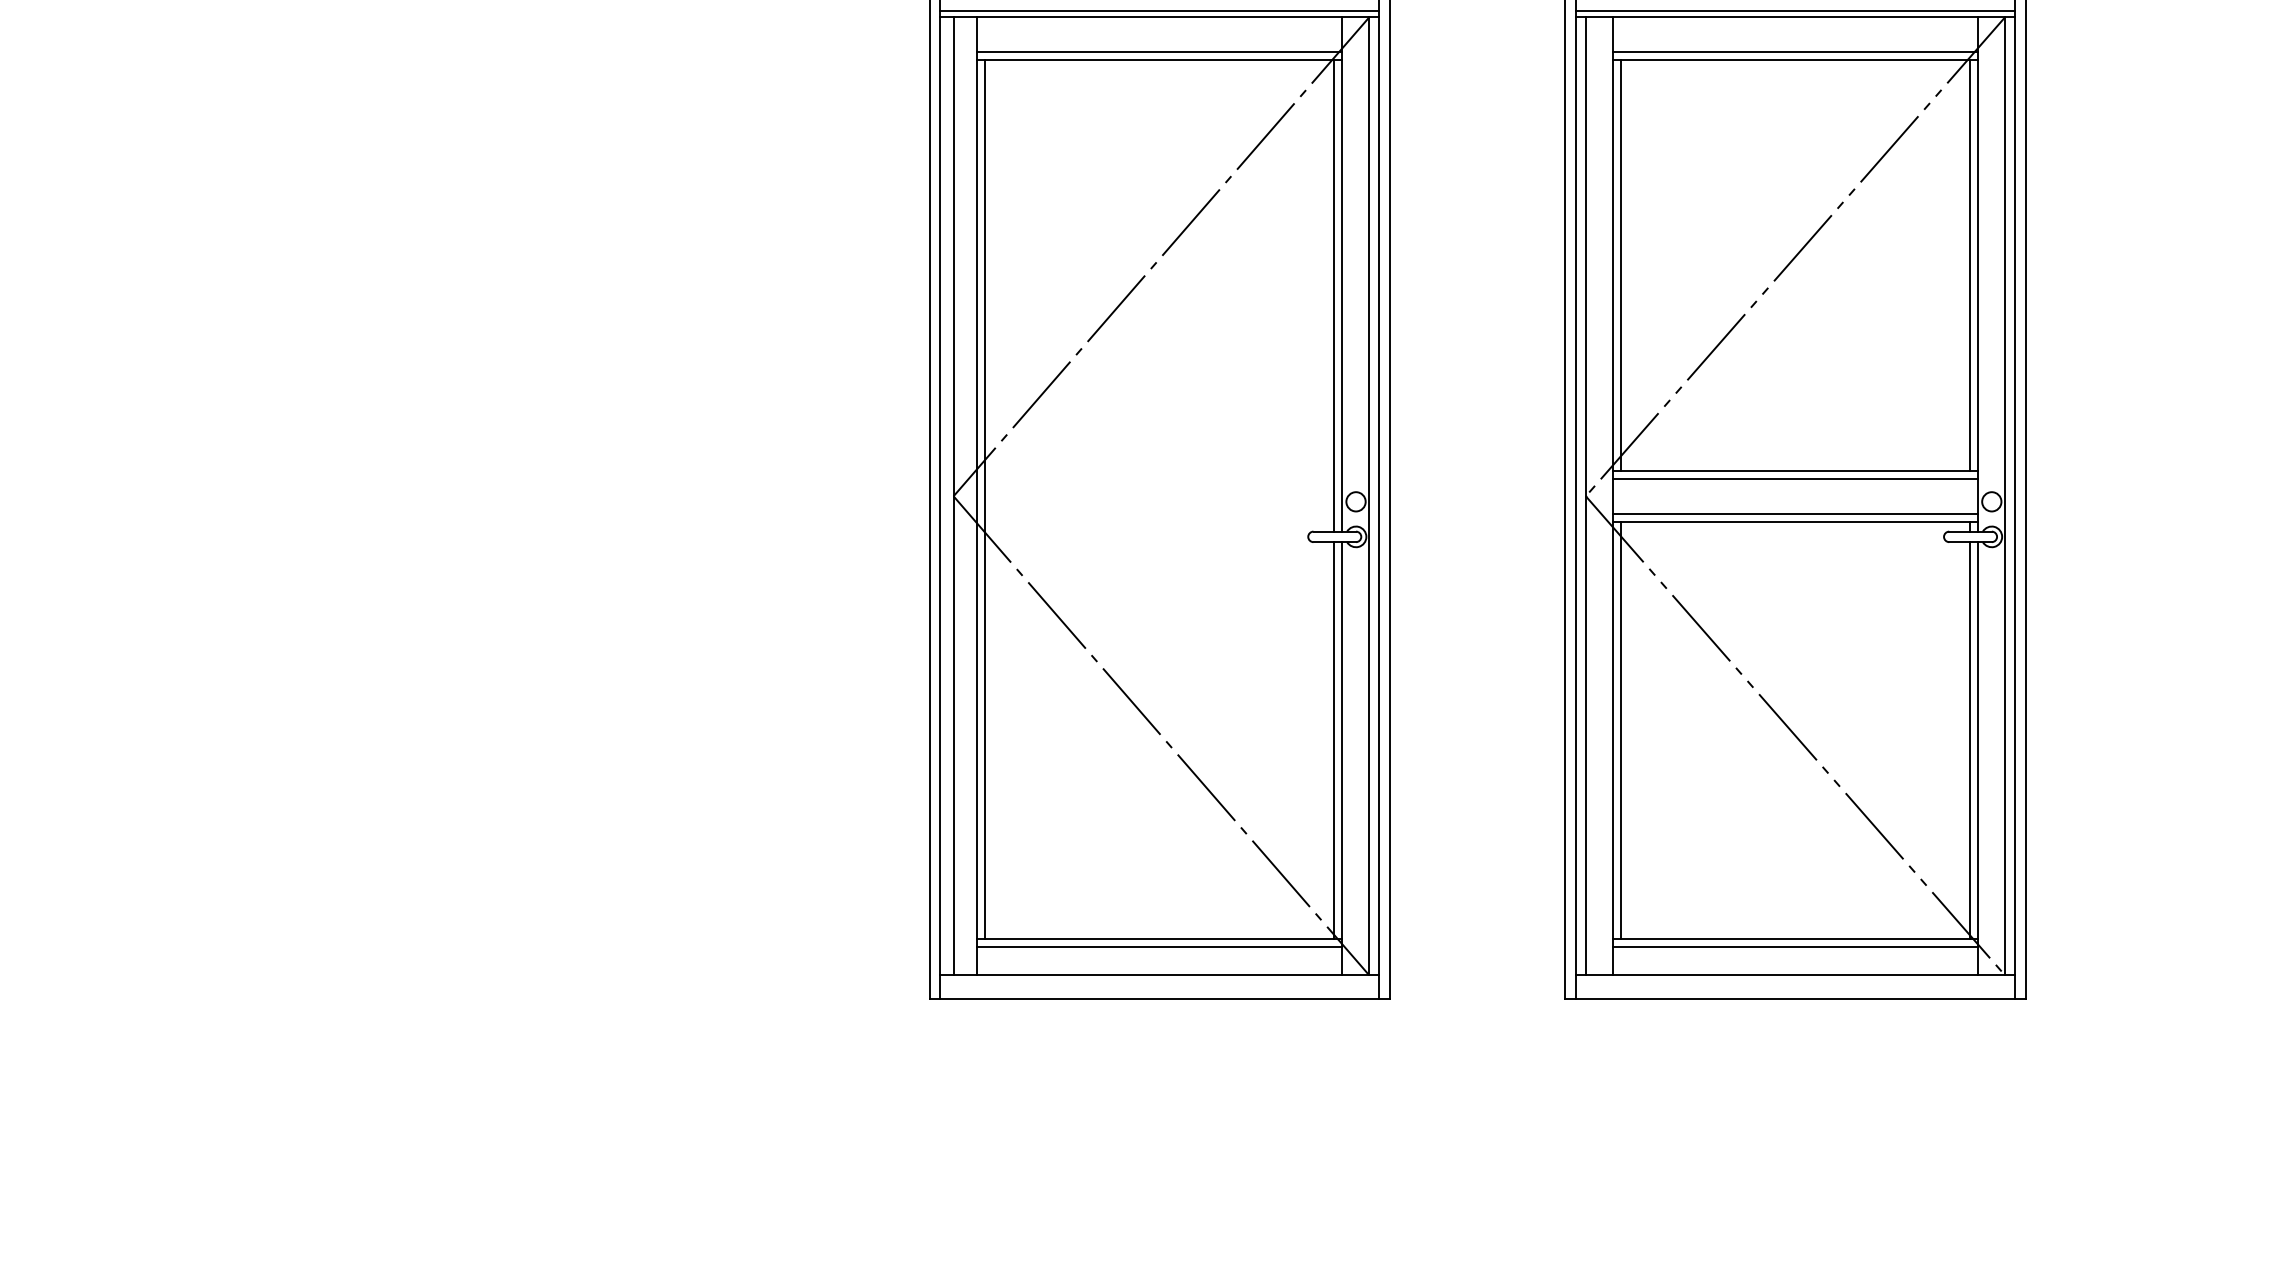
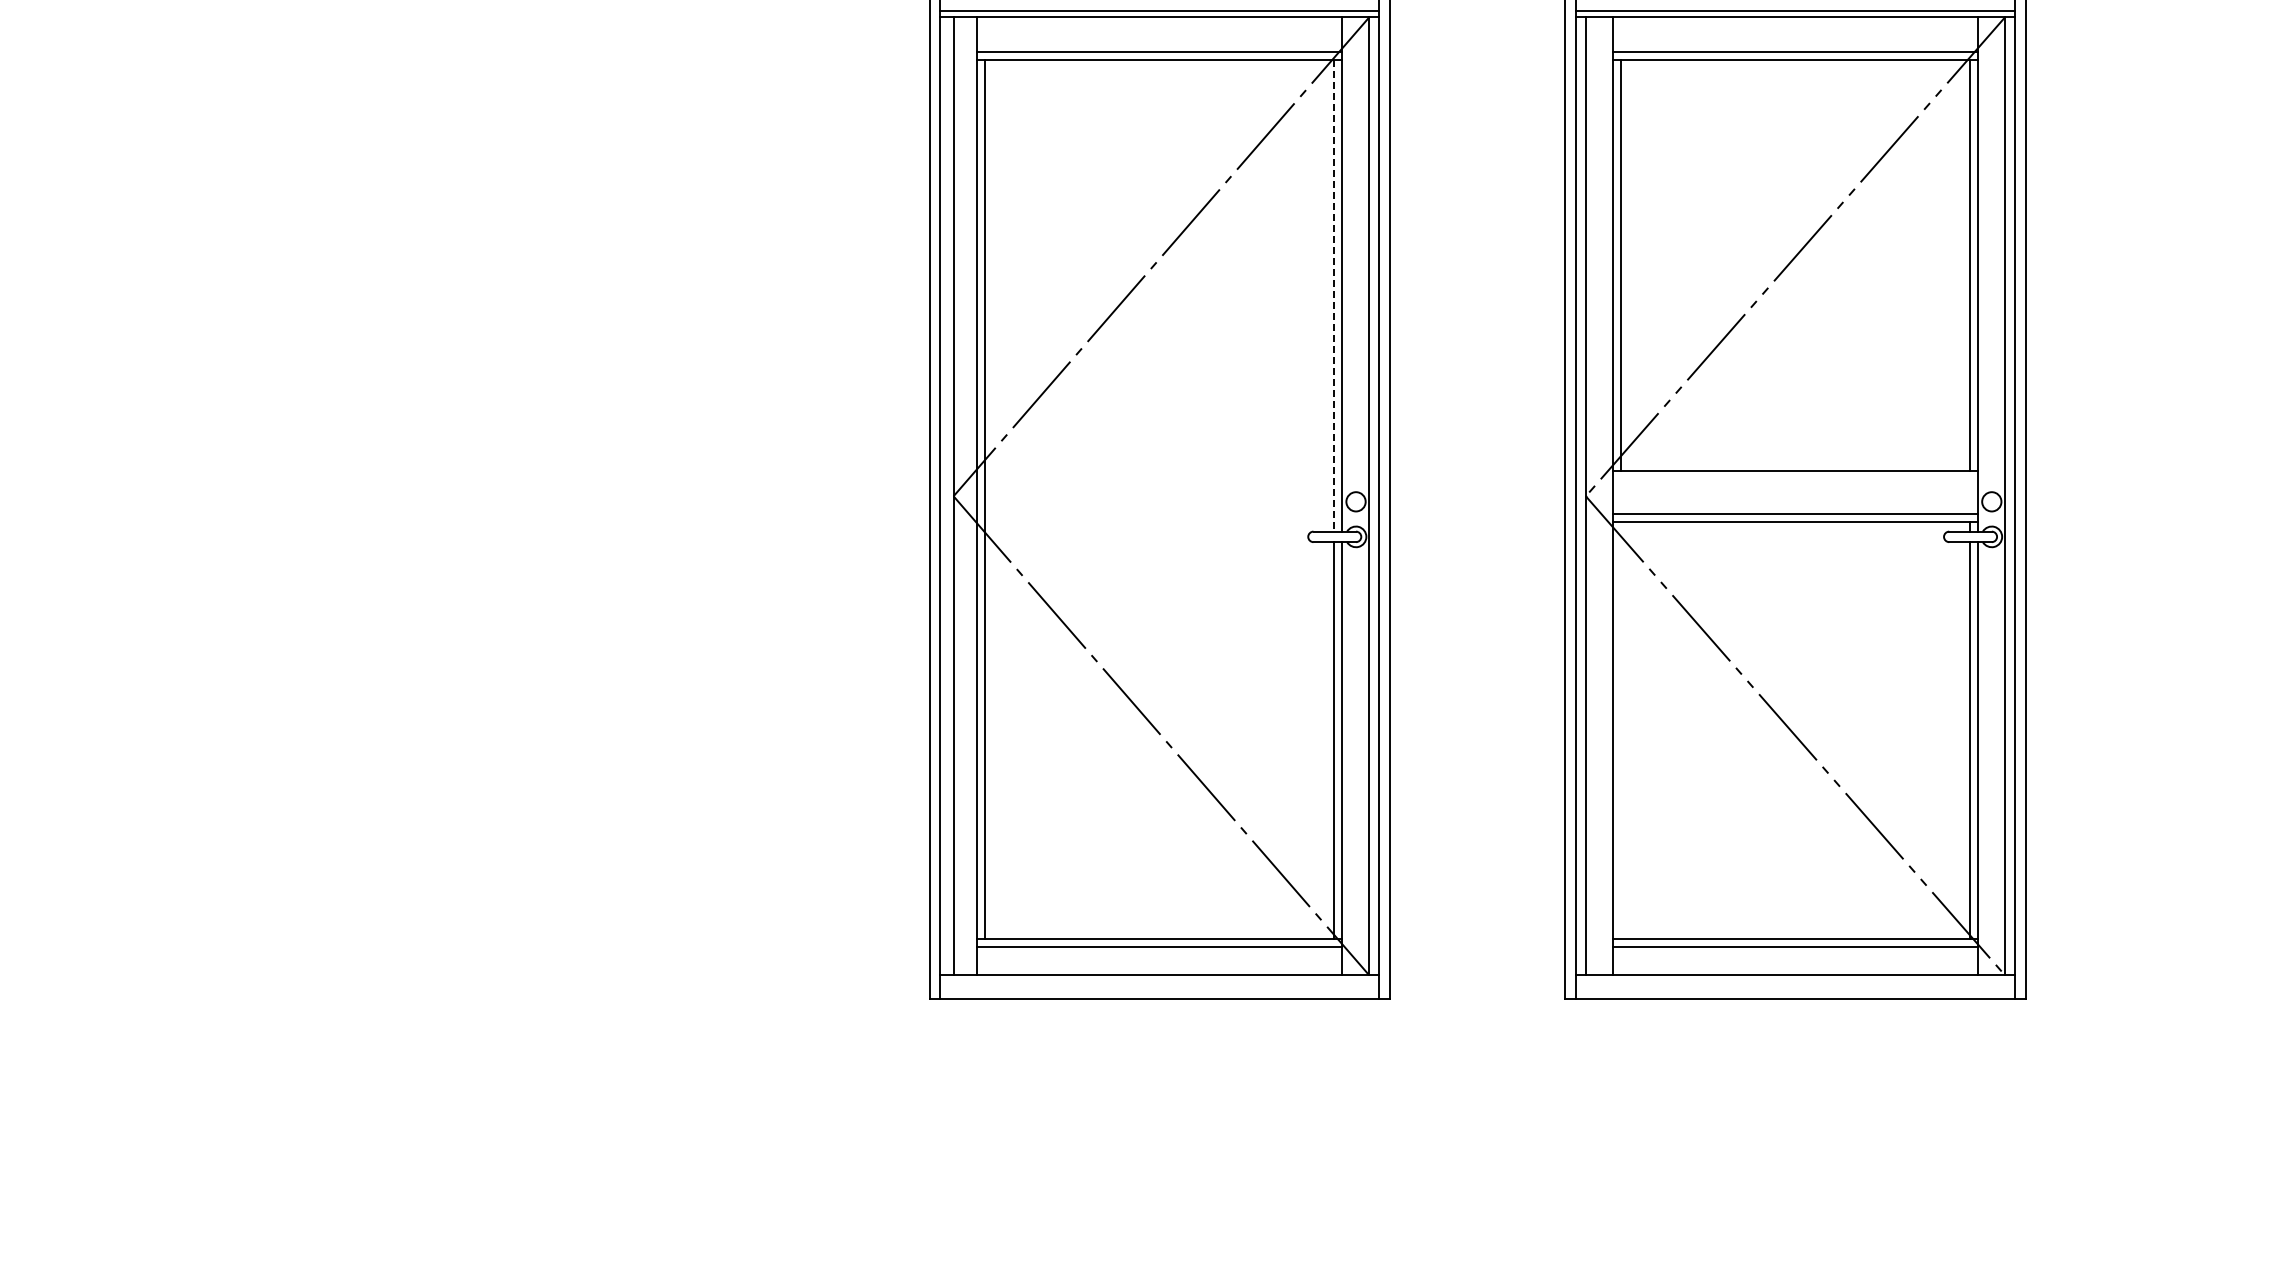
line: solid -> dashed (1334, 296)
line: present -> none (1795, 479)
line: present -> none (1620, 729)
